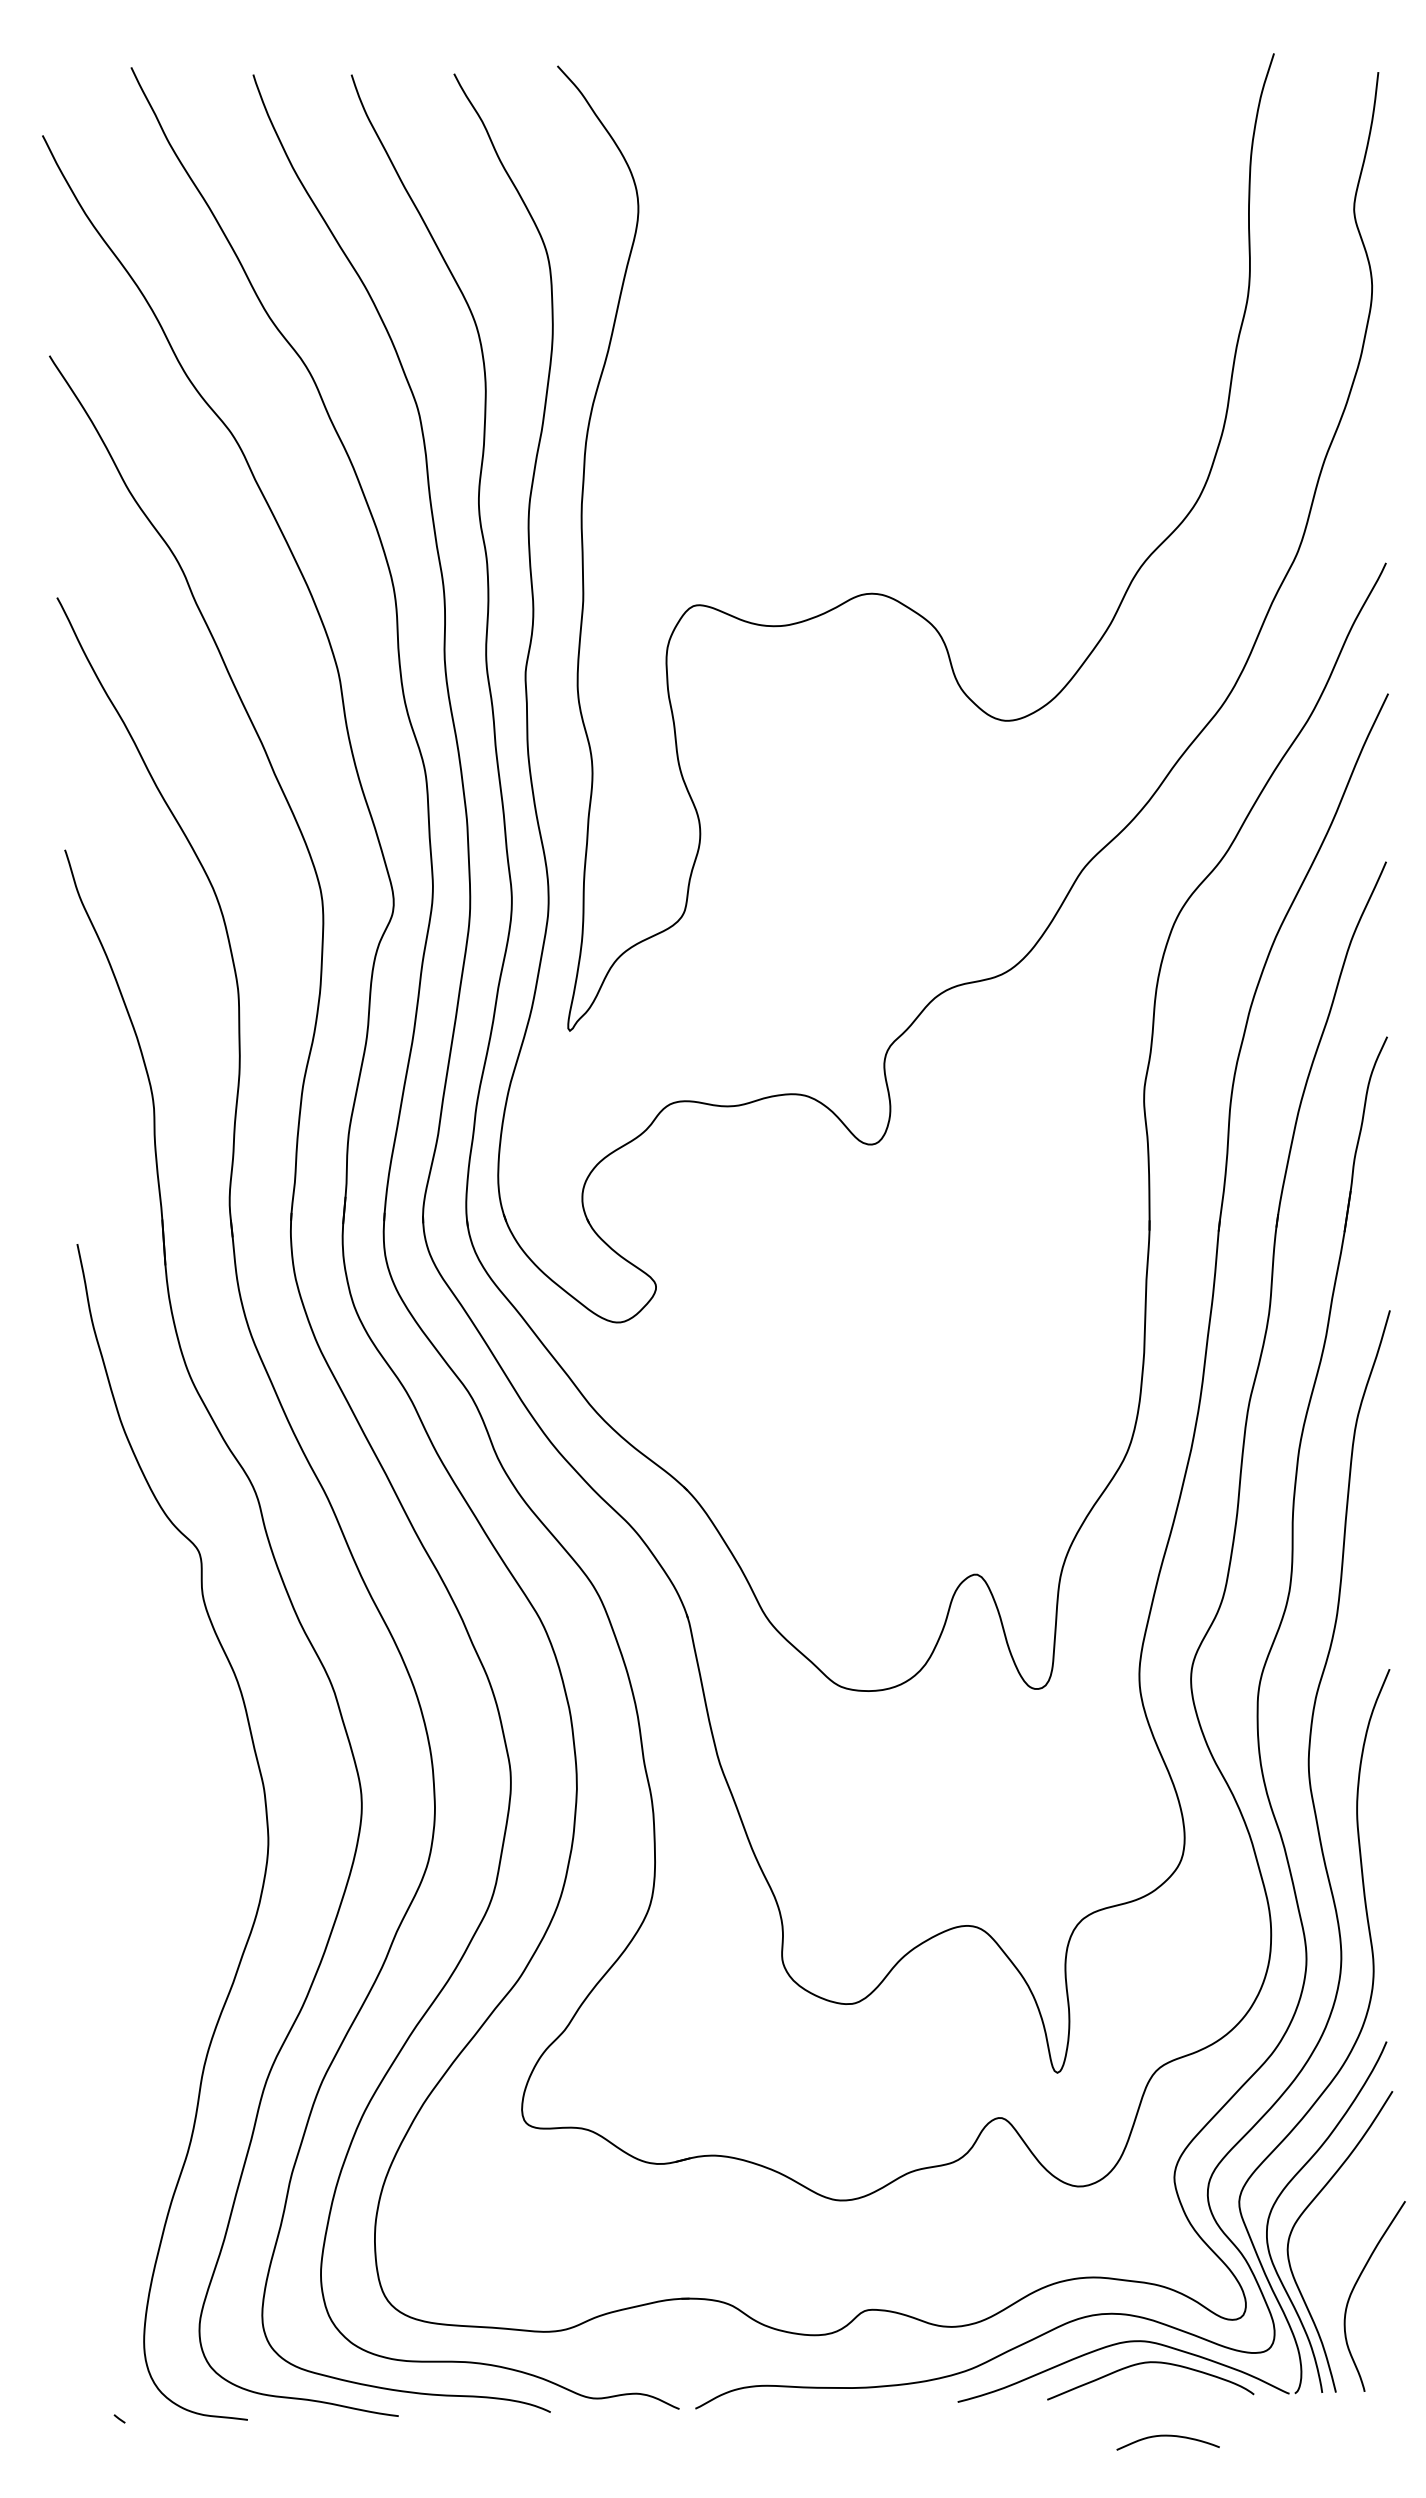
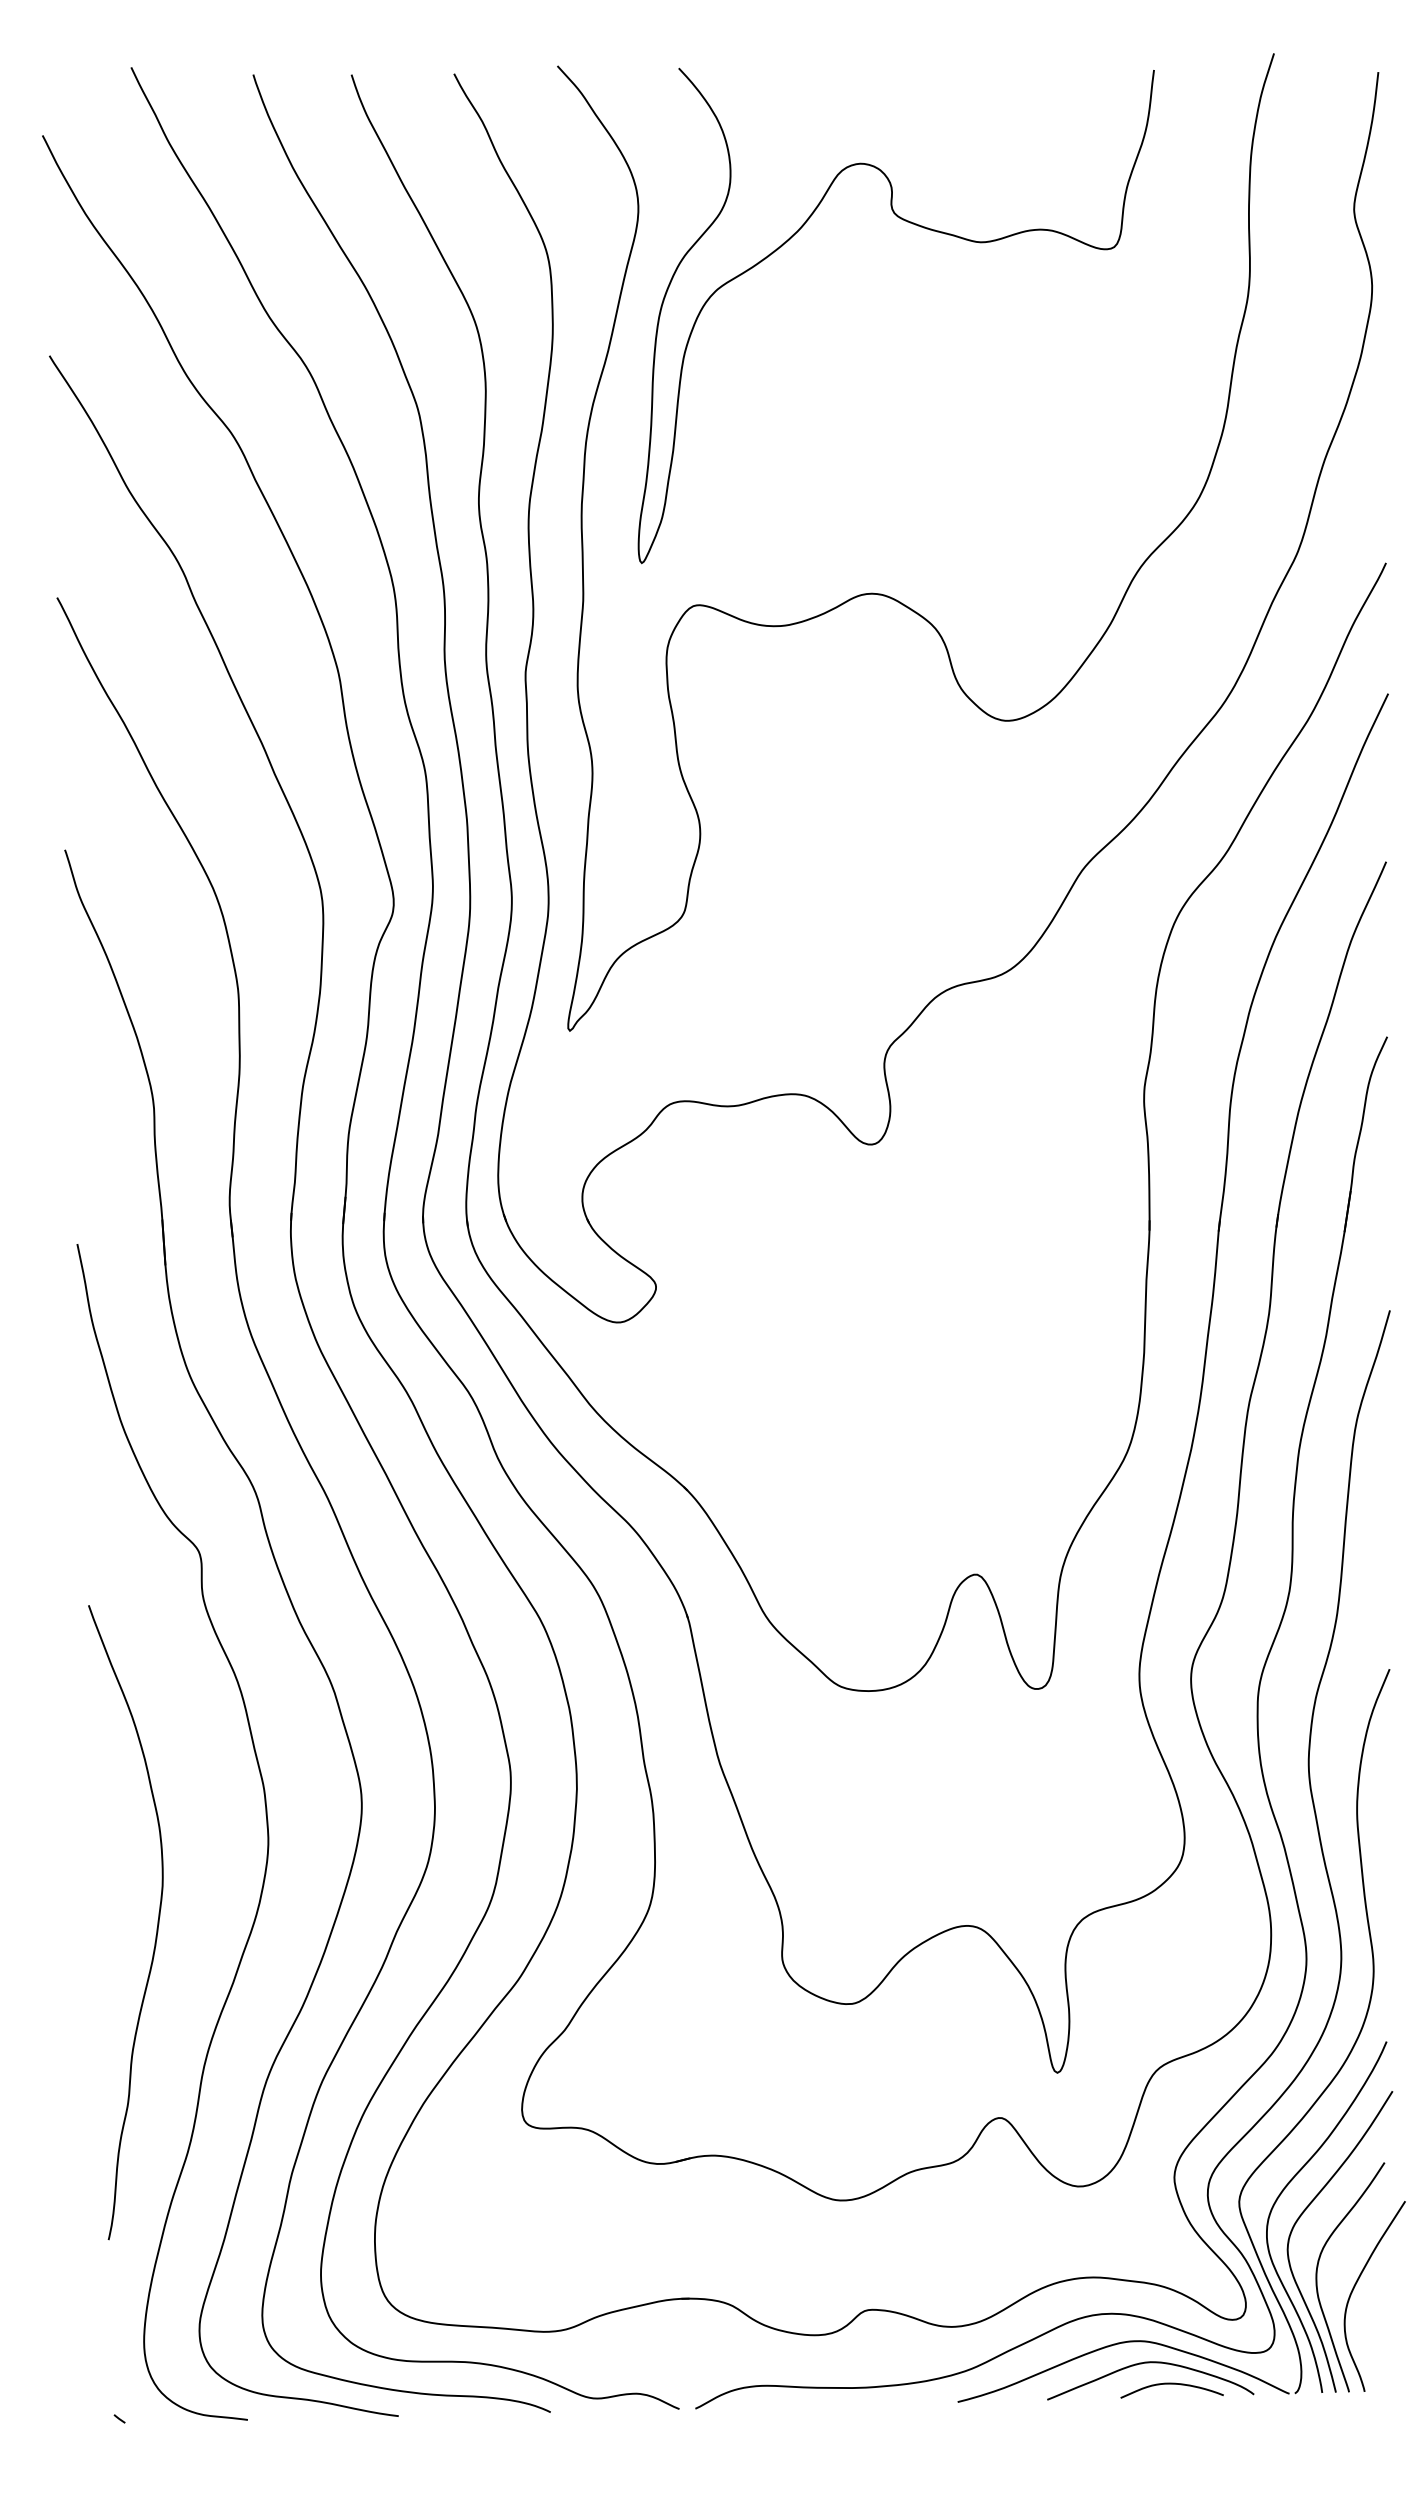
curve: none -> present (923, 228)
curve: none -> present (156, 1928)
curve: none -> present (1317, 2277)
curve position: (1167, 2436) -> (1171, 2384) (1171, 2384)
